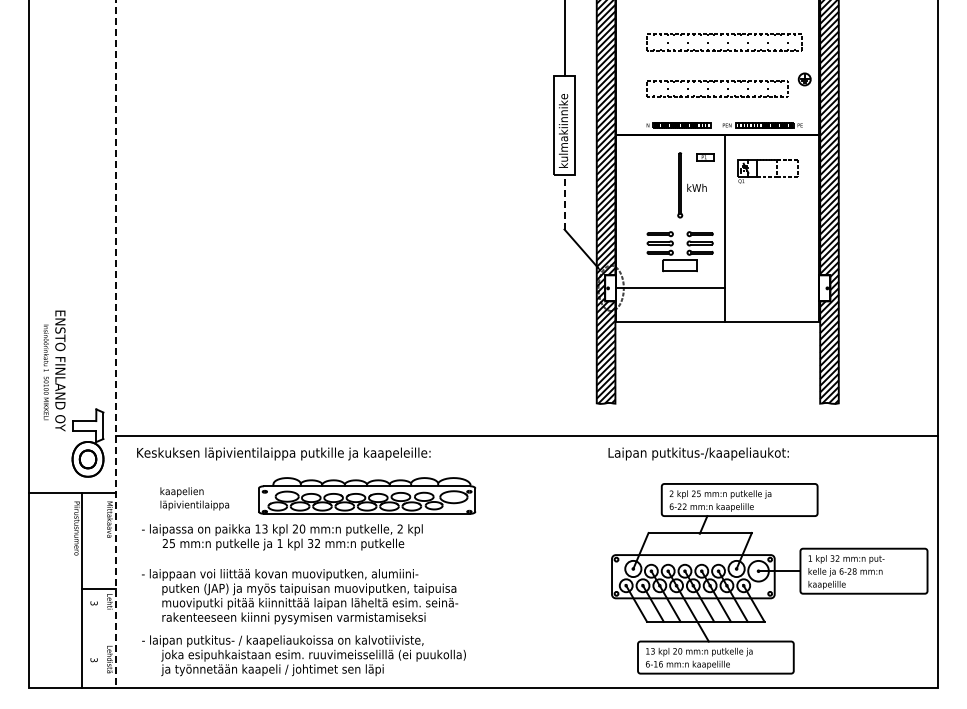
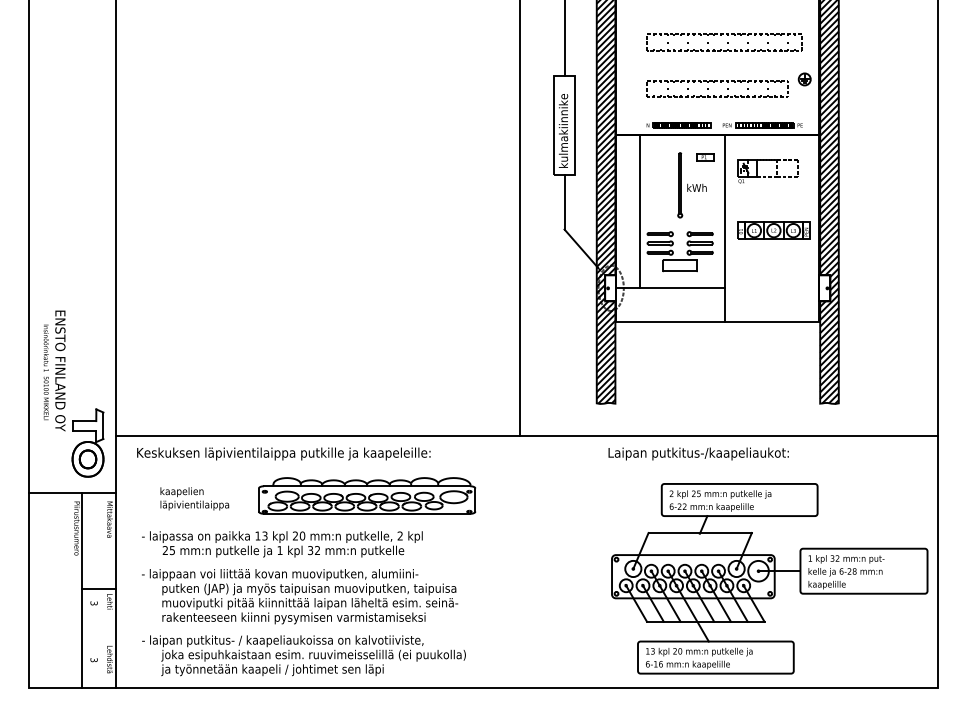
line: dashed -> solid (564, 201)
line: none -> present (639, 211)
line: none -> present (519, 219)
part: none -> present (773, 230)
line: dashed -> solid (115, 344)
text position: (282, 537) -> (282, 544) (282, 544)
